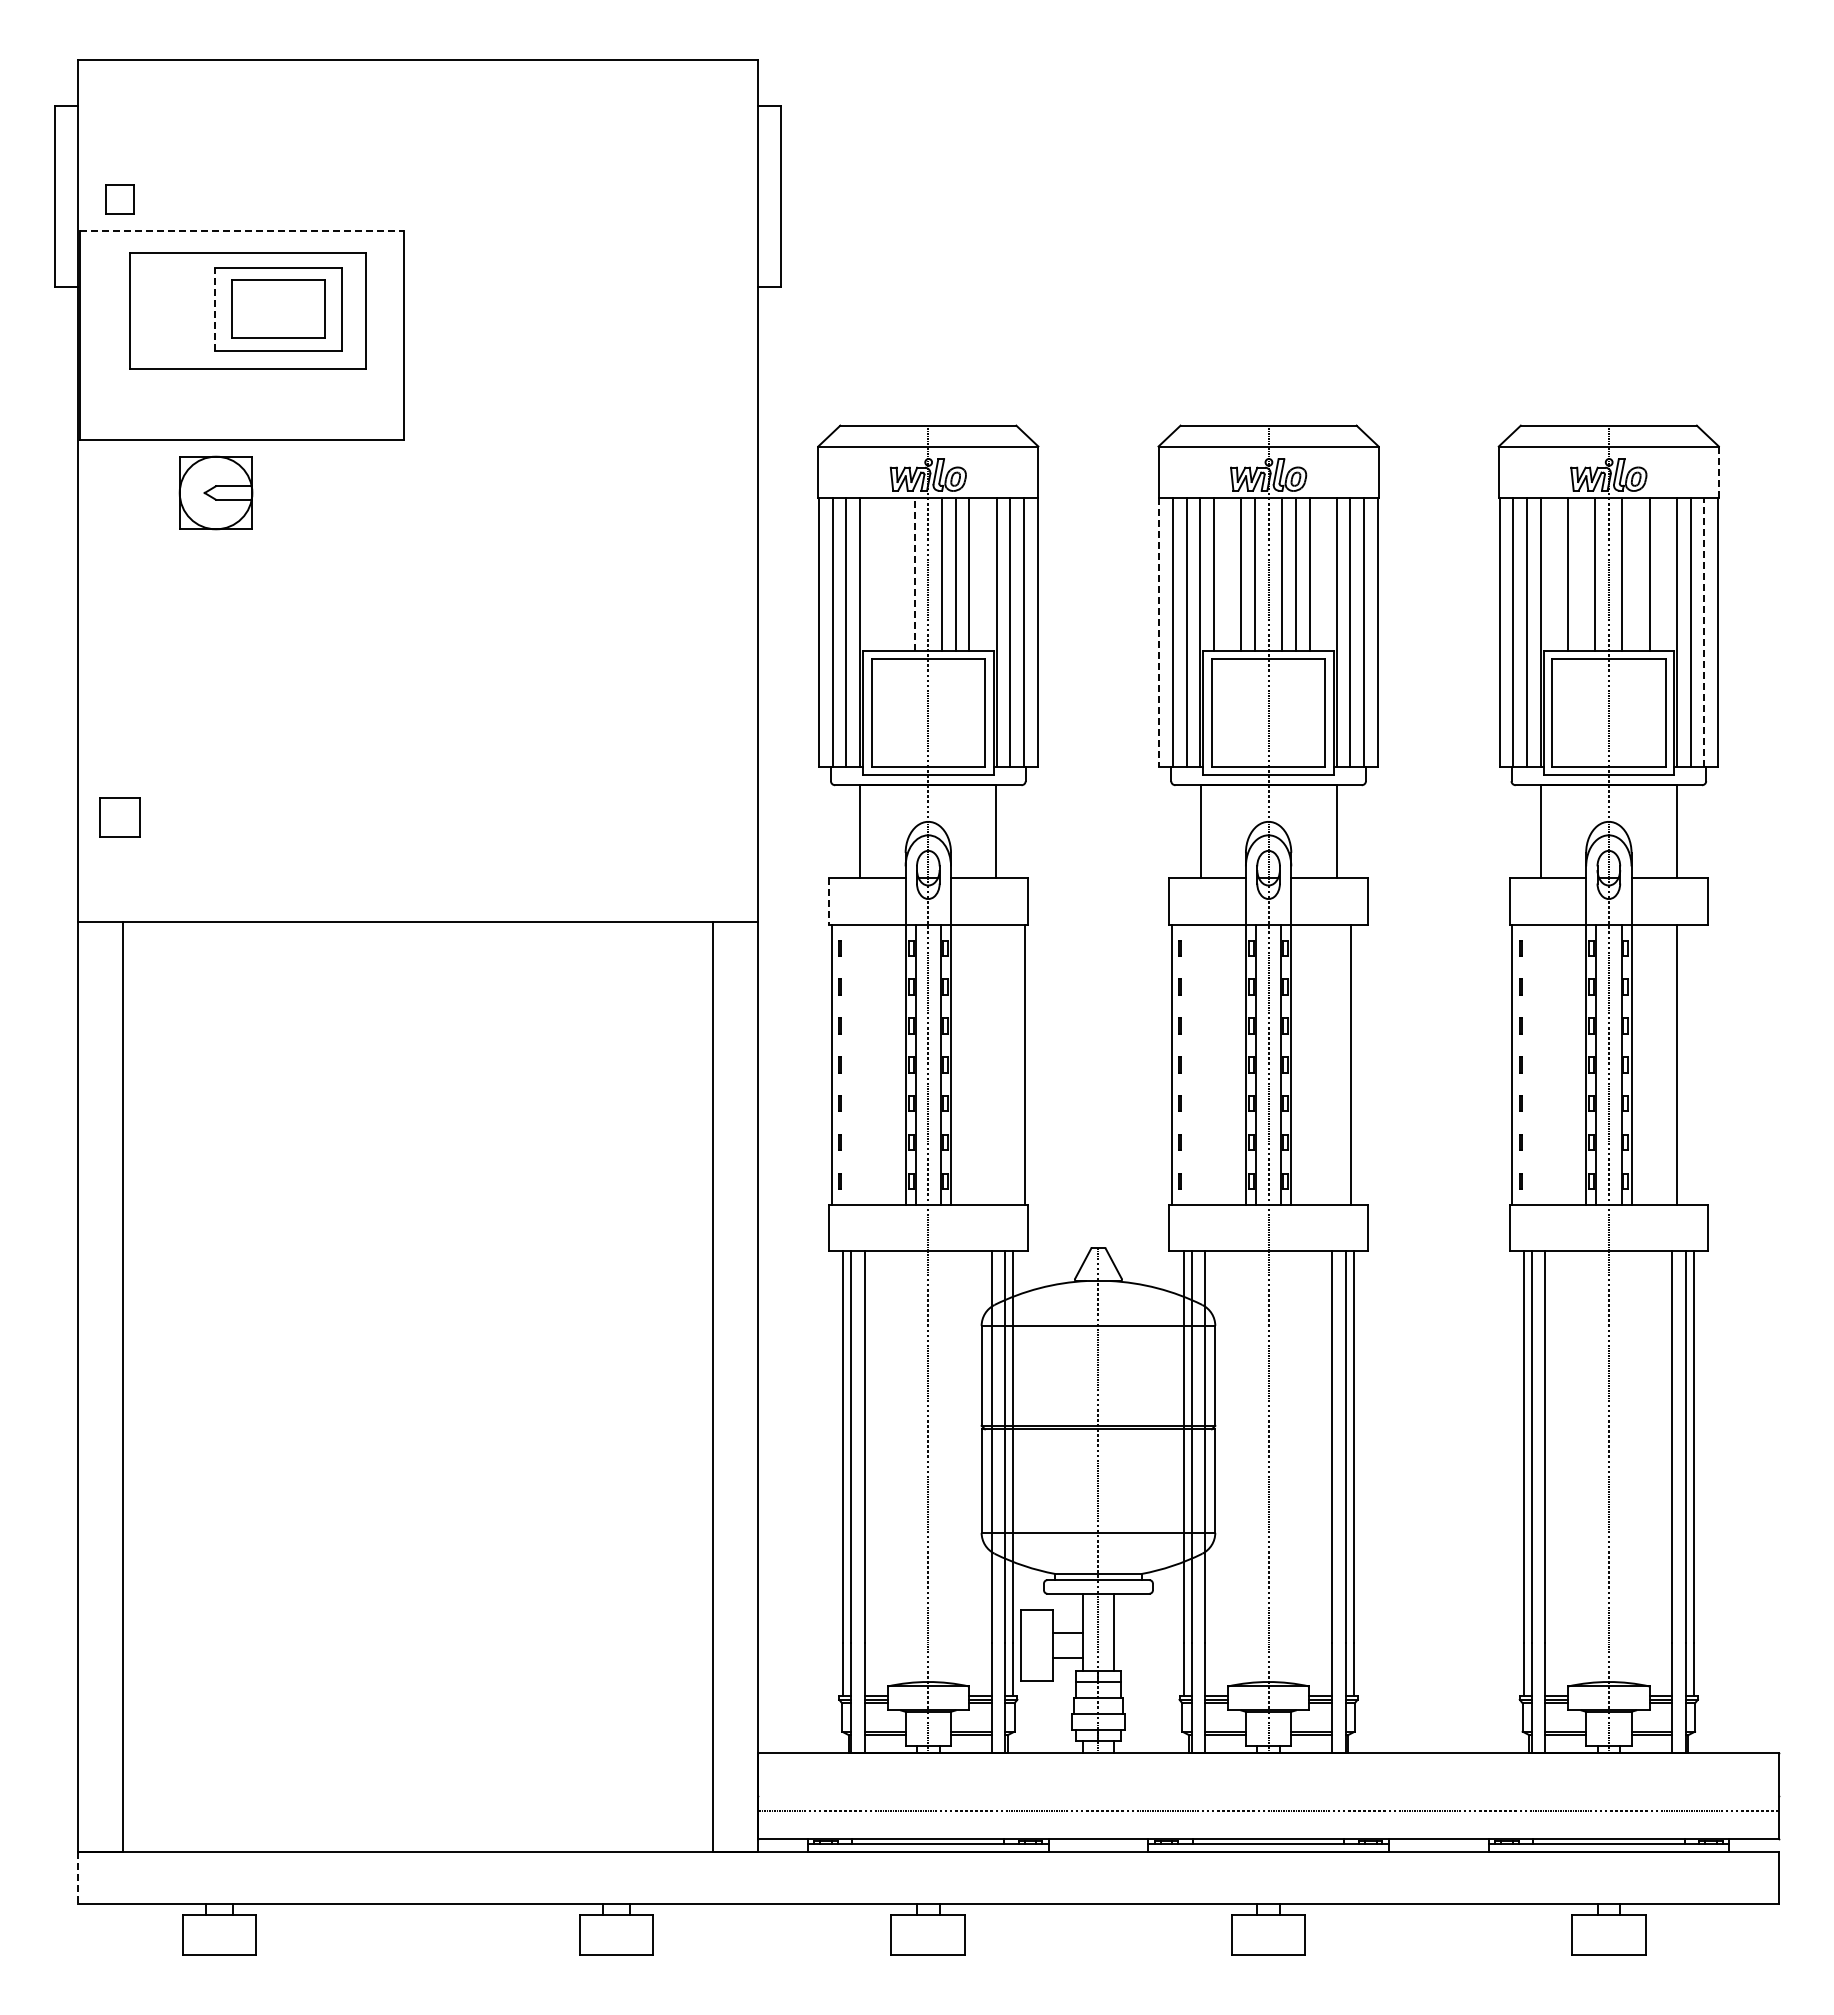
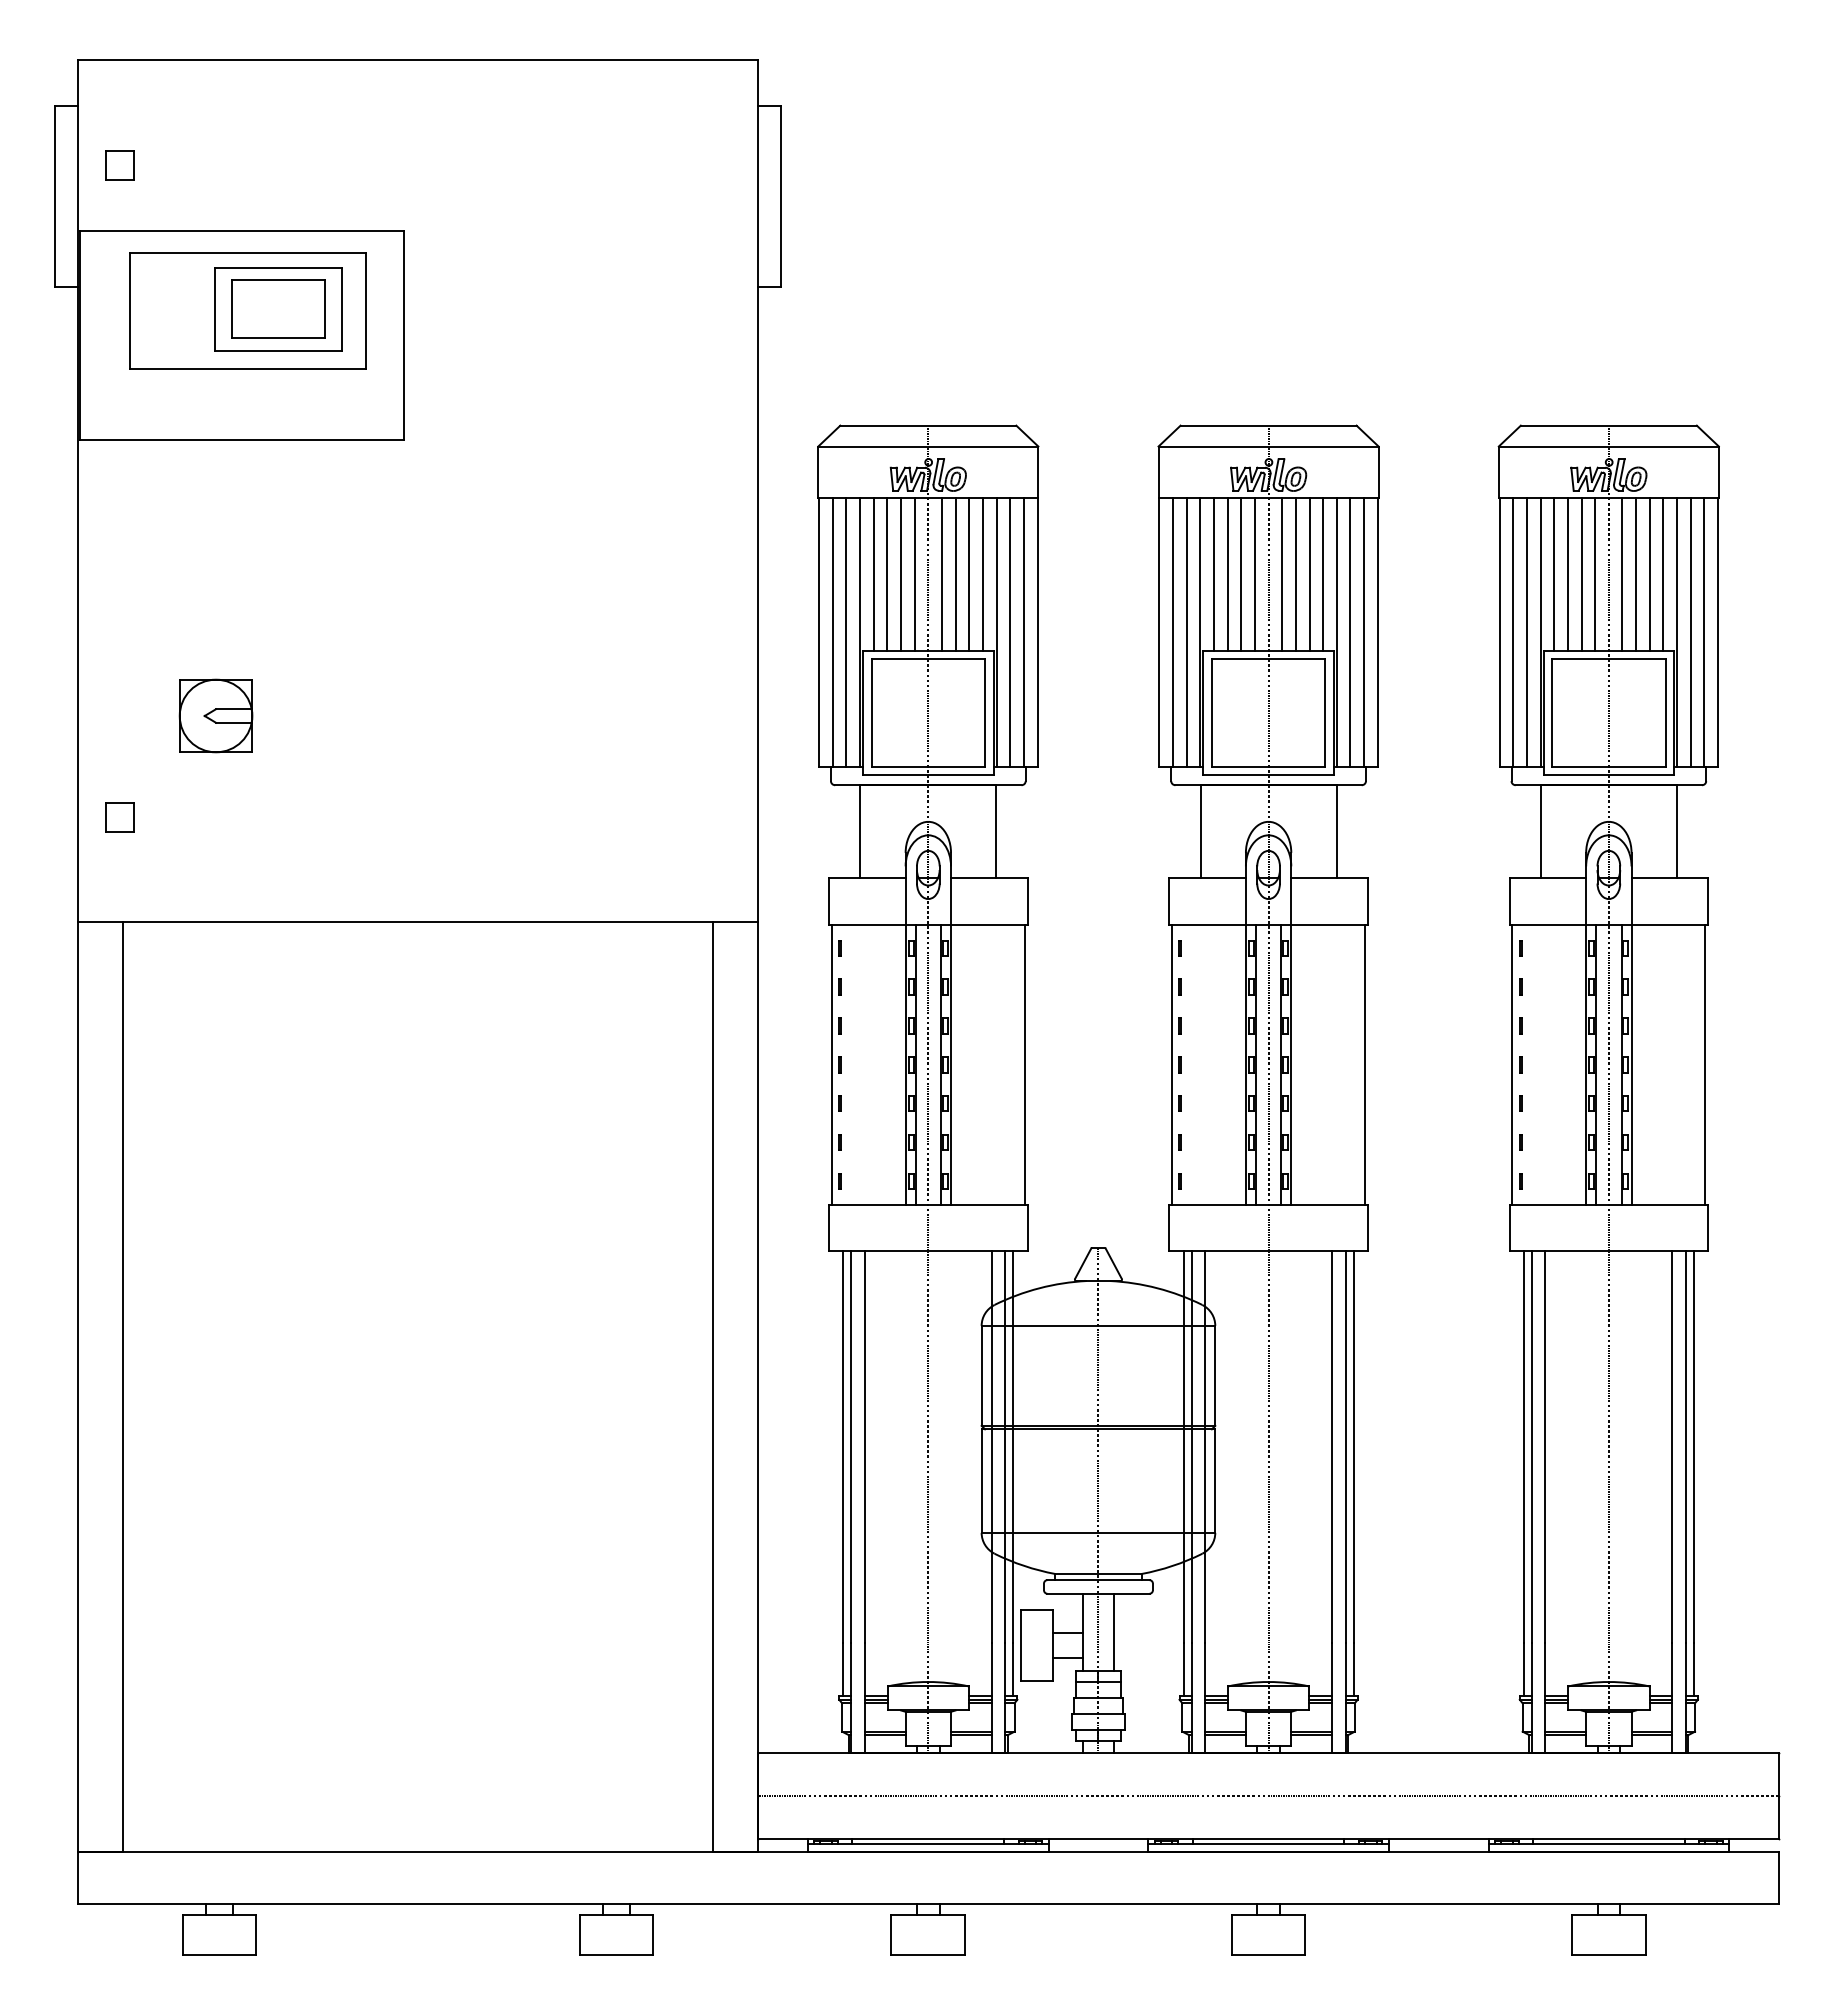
part position: (119, 199) -> (119, 165) (119, 165)
line: dashed -> solid (242, 230)
line: dashed -> solid (214, 308)
line: dashed -> solid (1718, 472)
part position: (215, 492) -> (215, 715) (215, 715)
line: none -> present (873, 574)
line: none -> present (887, 574)
line: none -> present (901, 574)
line: dashed -> solid (914, 574)
line: none -> present (982, 574)
line: none -> present (1227, 574)
line: none -> present (1323, 574)
line: none -> present (1554, 574)
line: none -> present (1581, 574)
line: none -> present (1636, 574)
line: none -> present (1663, 574)
line: dashed -> solid (1159, 632)
line: dashed -> solid (1704, 632)
part size: 42x41 px -> 30x31 px (119, 817)
line: dashed -> solid (829, 902)
line position: (1351, 1064) -> (1365, 1064) (1365, 1064)
line position: (1677, 1064) -> (1705, 1064) (1705, 1064)
line position: (1268, 1810) -> (1268, 1795) (1268, 1795)
line: dashed -> solid (77, 1877)
